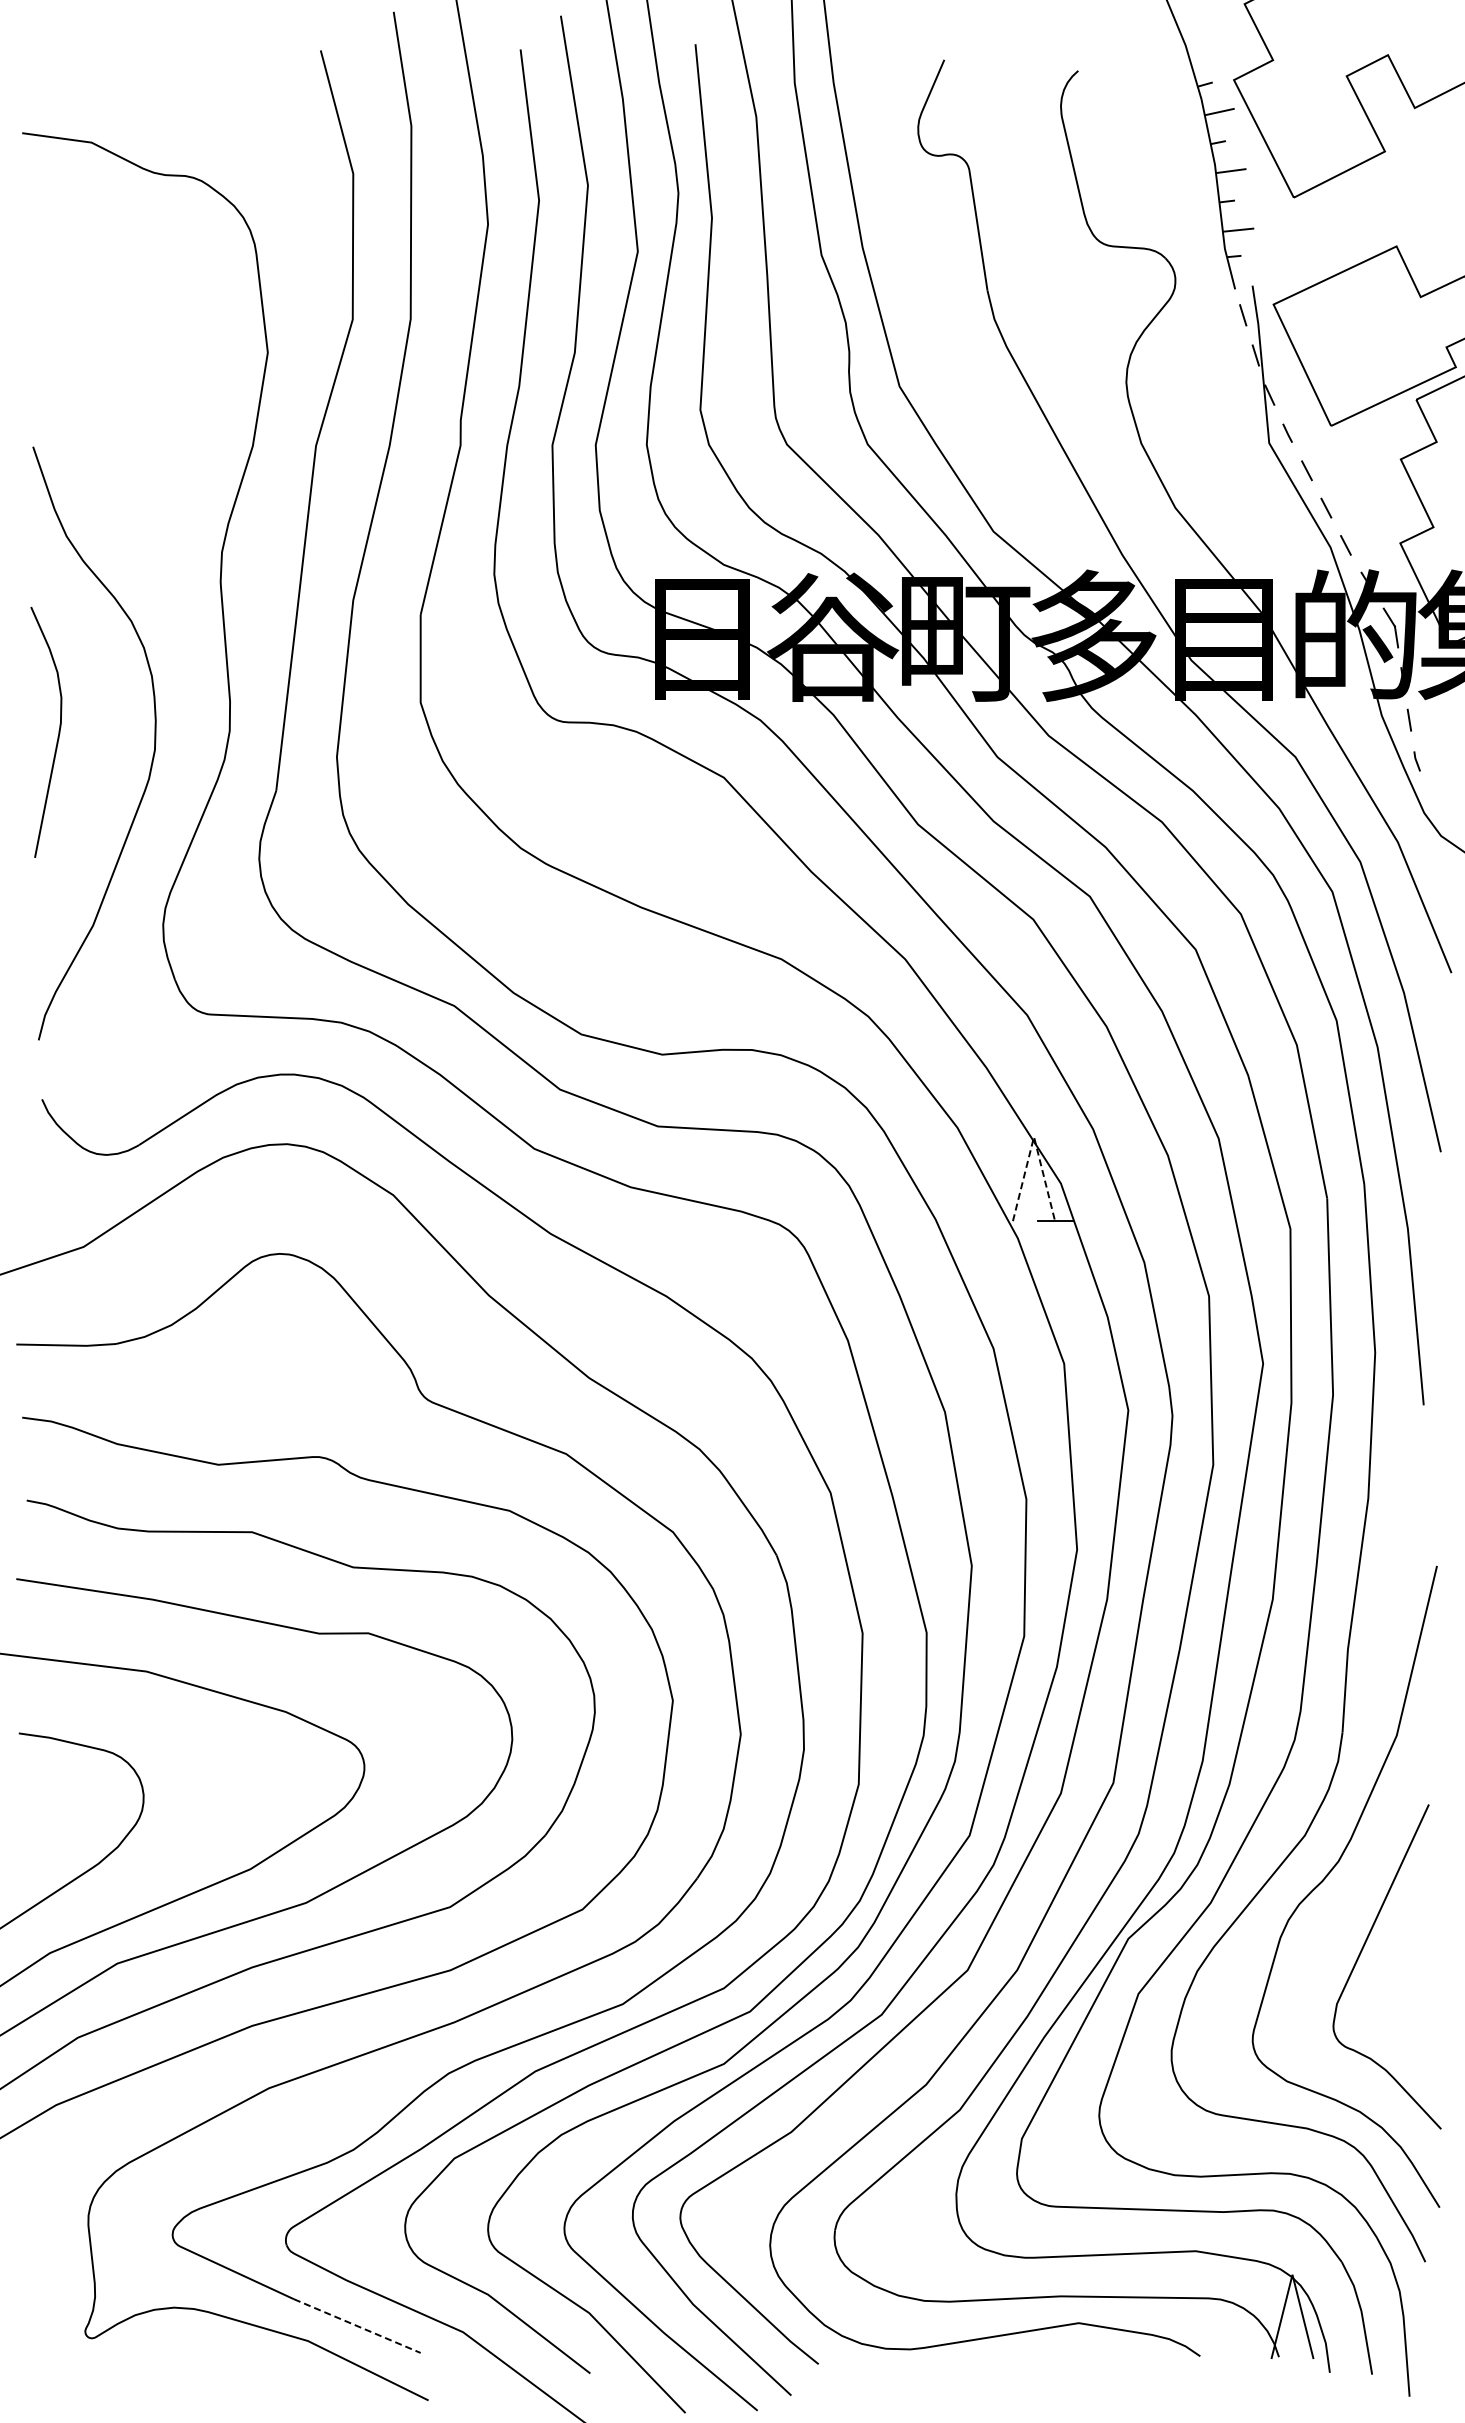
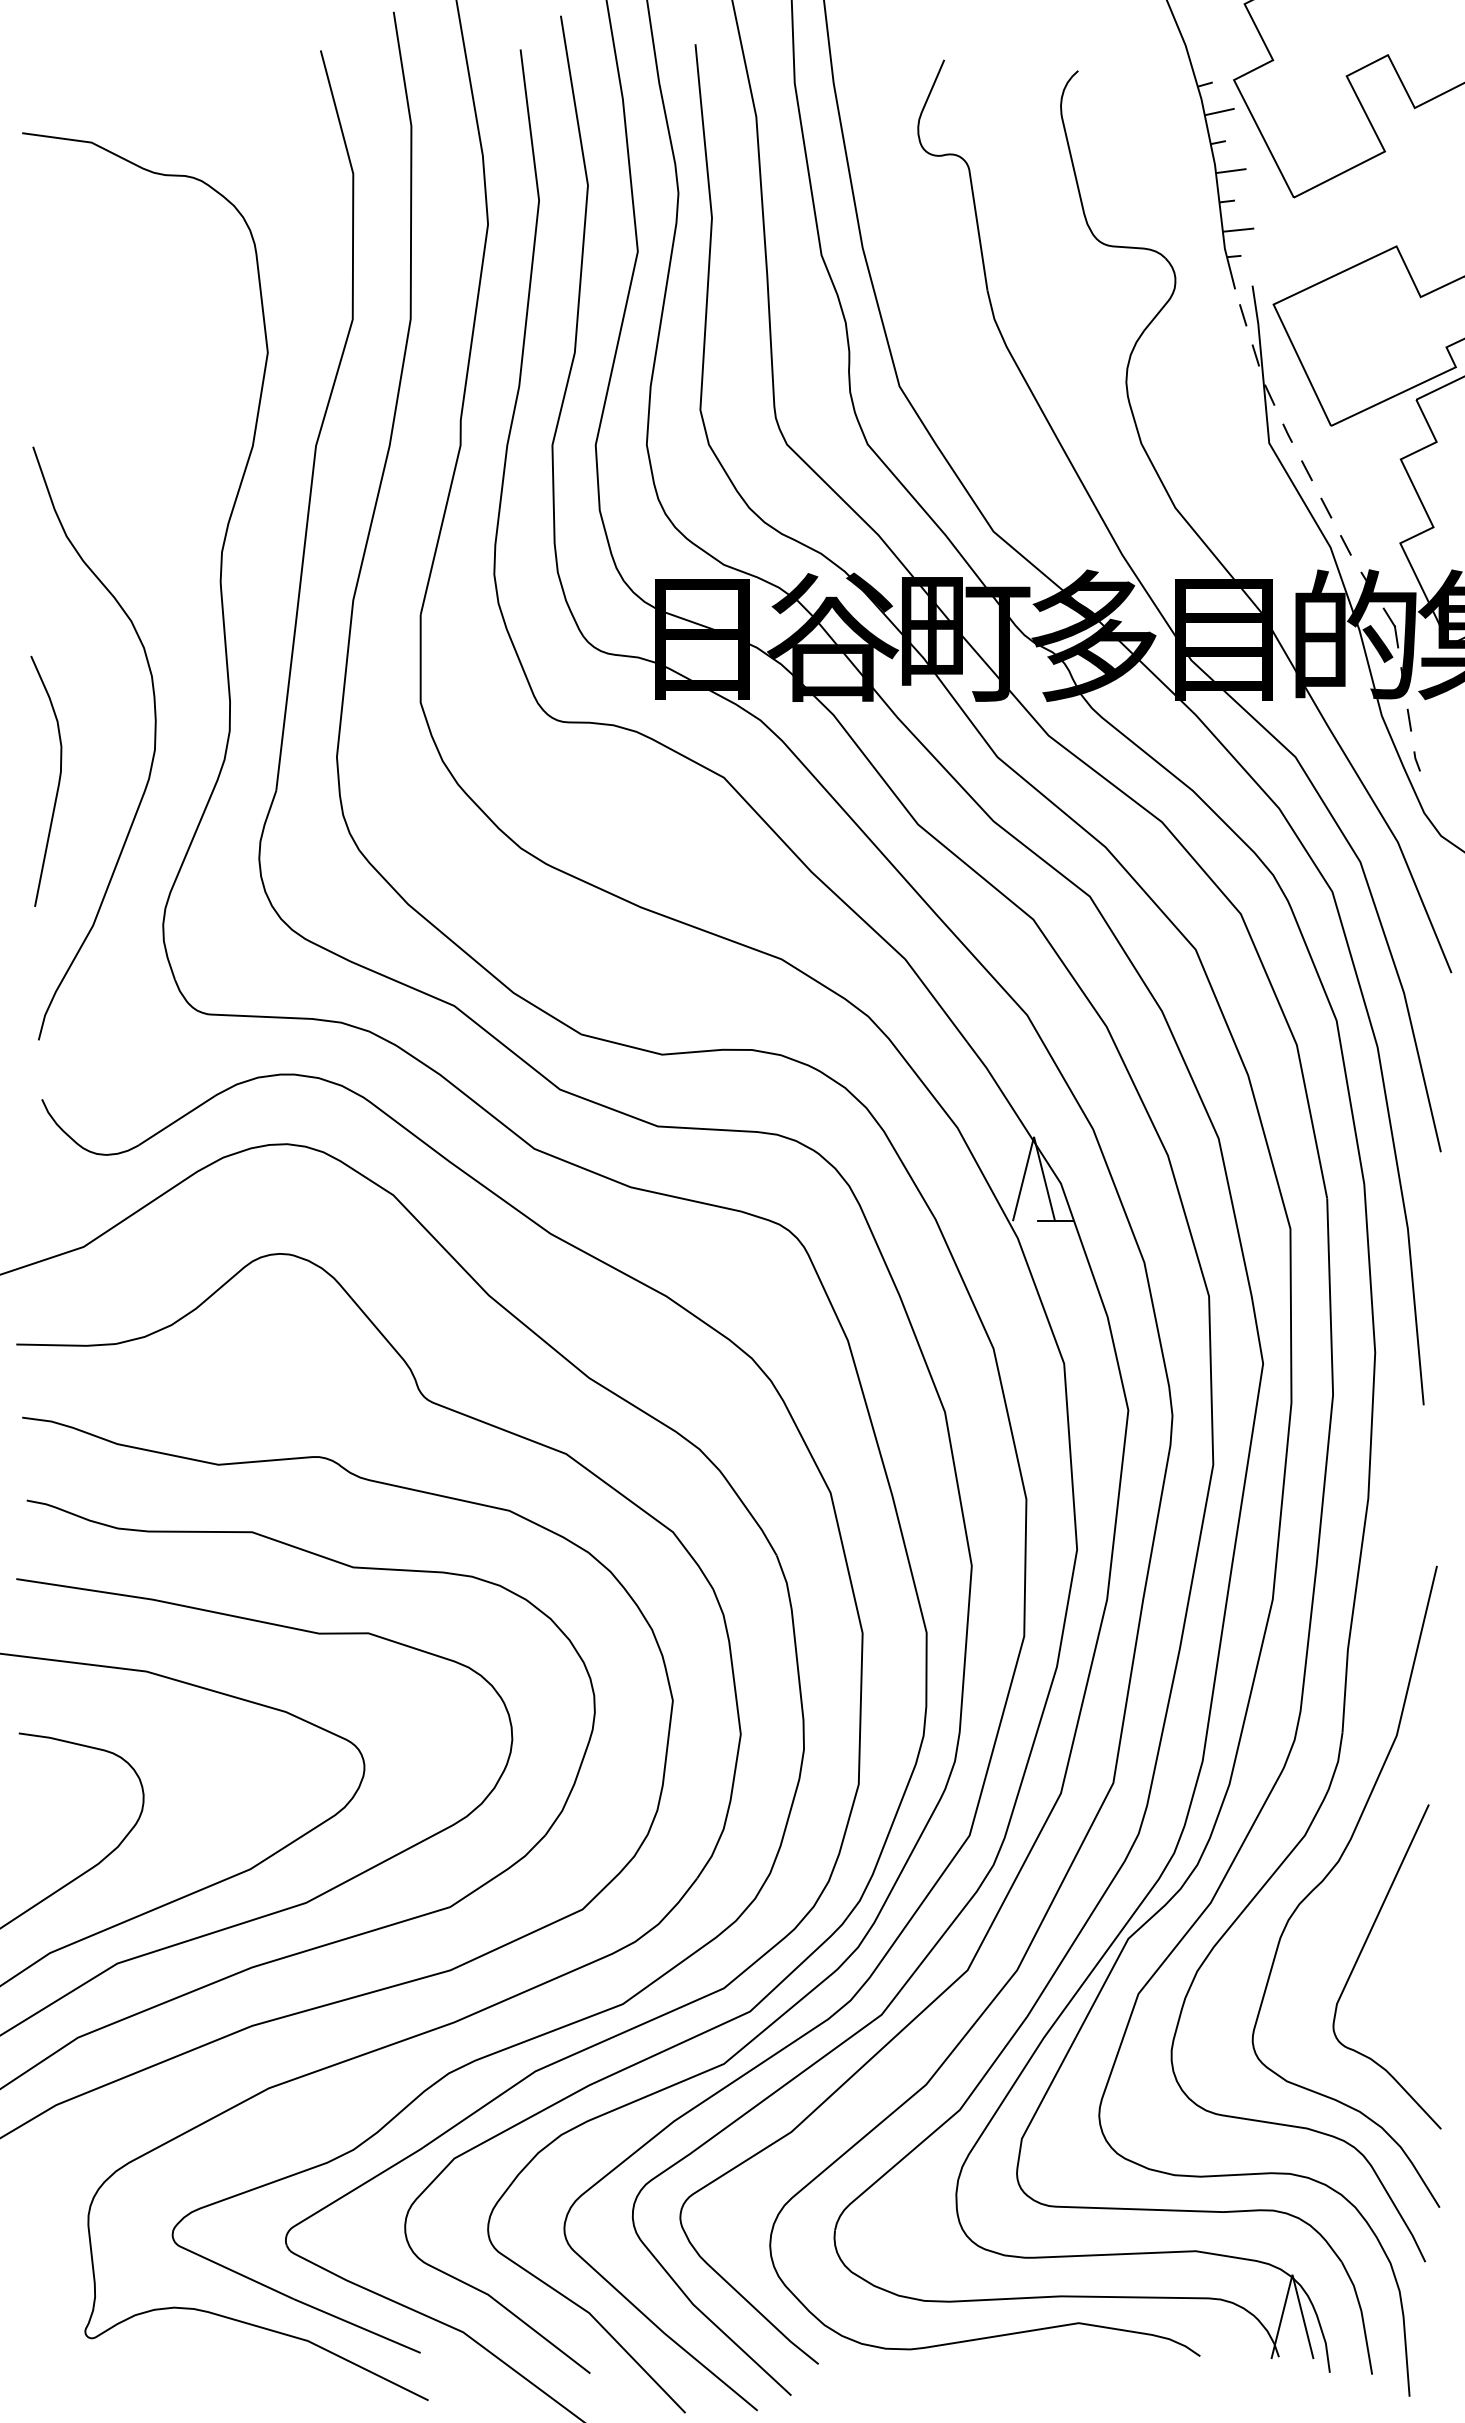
curve position: (58, 731) -> (58, 780) (58, 780)
line: dashed -> solid (1034, 1136)
line: dashed -> solid (357, 2326)
